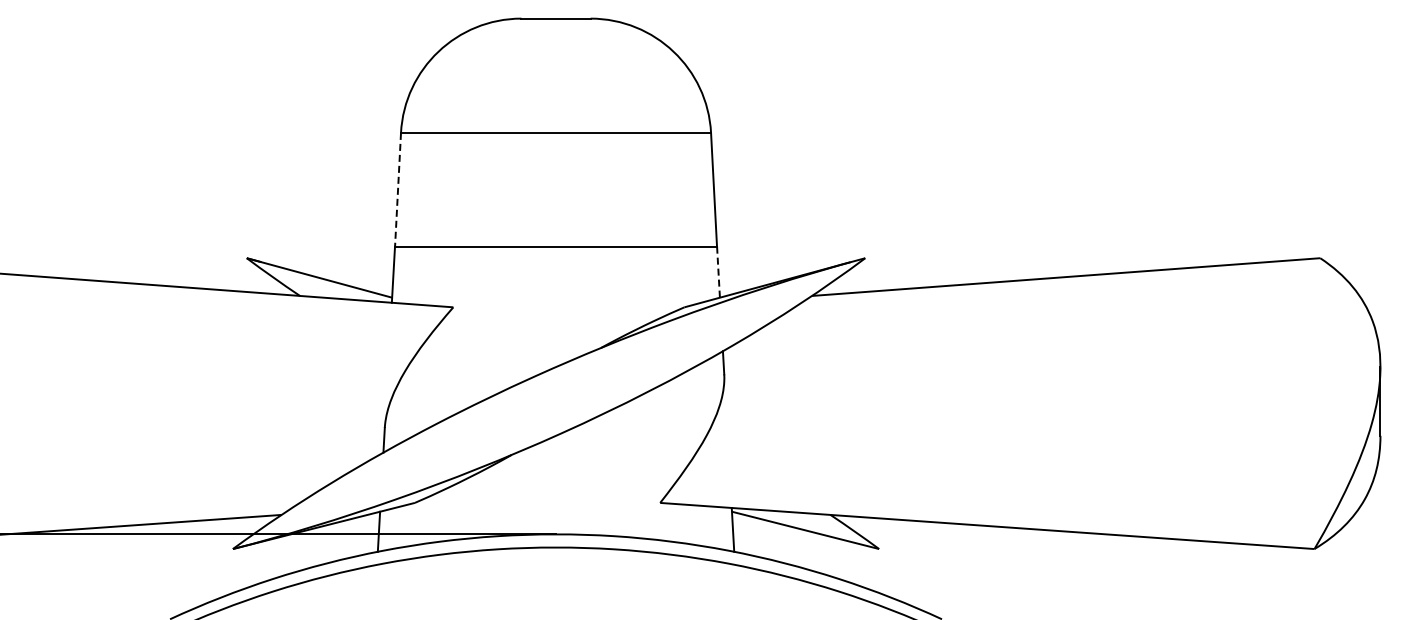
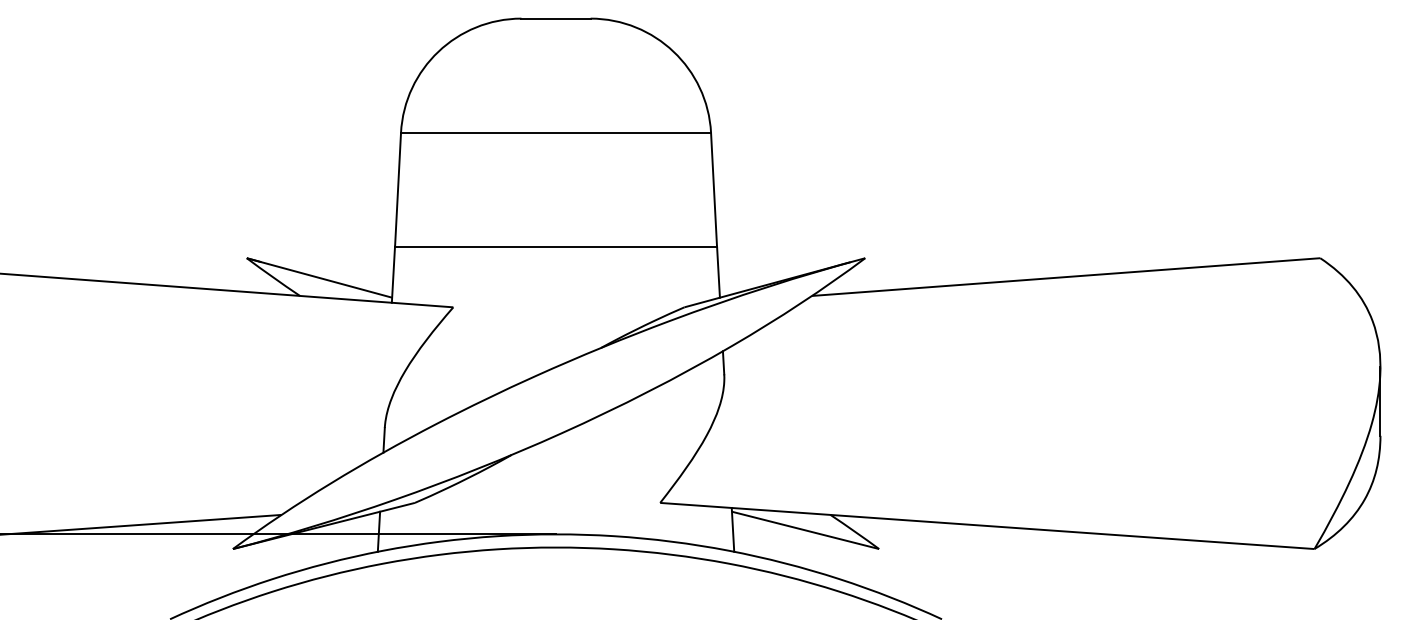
line: dashed -> solid (398, 189)
line: dashed -> solid (718, 272)
